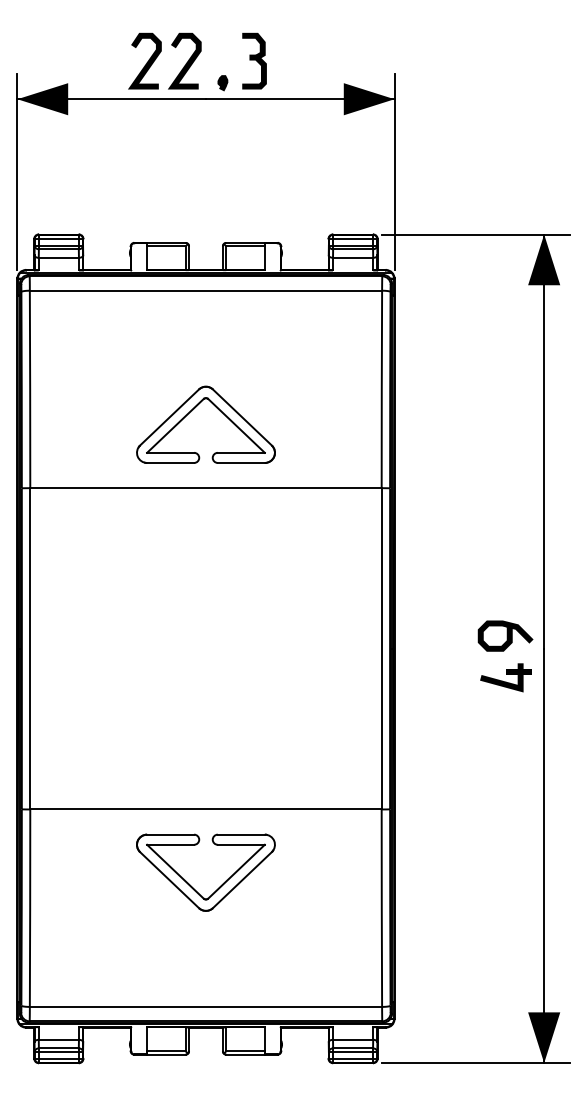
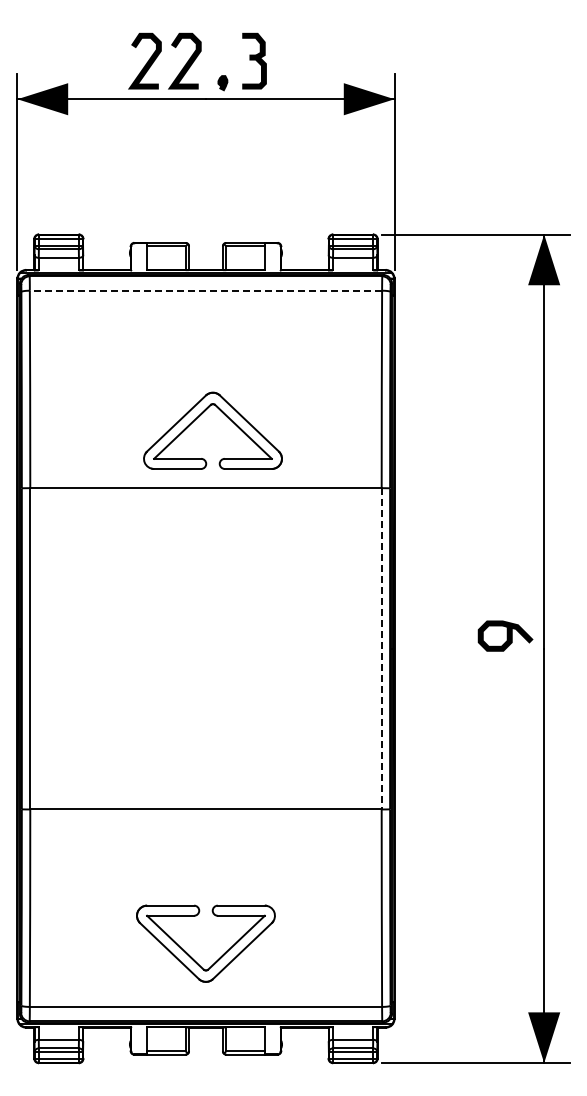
line: solid -> dashed (205, 290)
part position: (192, 411) -> (199, 417) (199, 417)
line: solid -> dashed (381, 648)
part: present -> none (505, 677)
part position: (191, 885) -> (191, 956) (191, 956)
